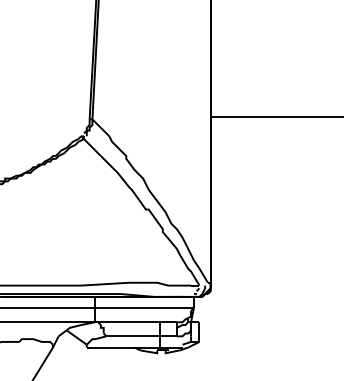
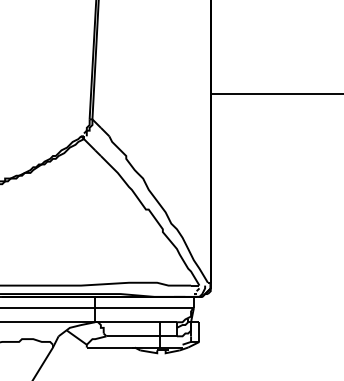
line position: (275, 117) -> (275, 94) (275, 94)
